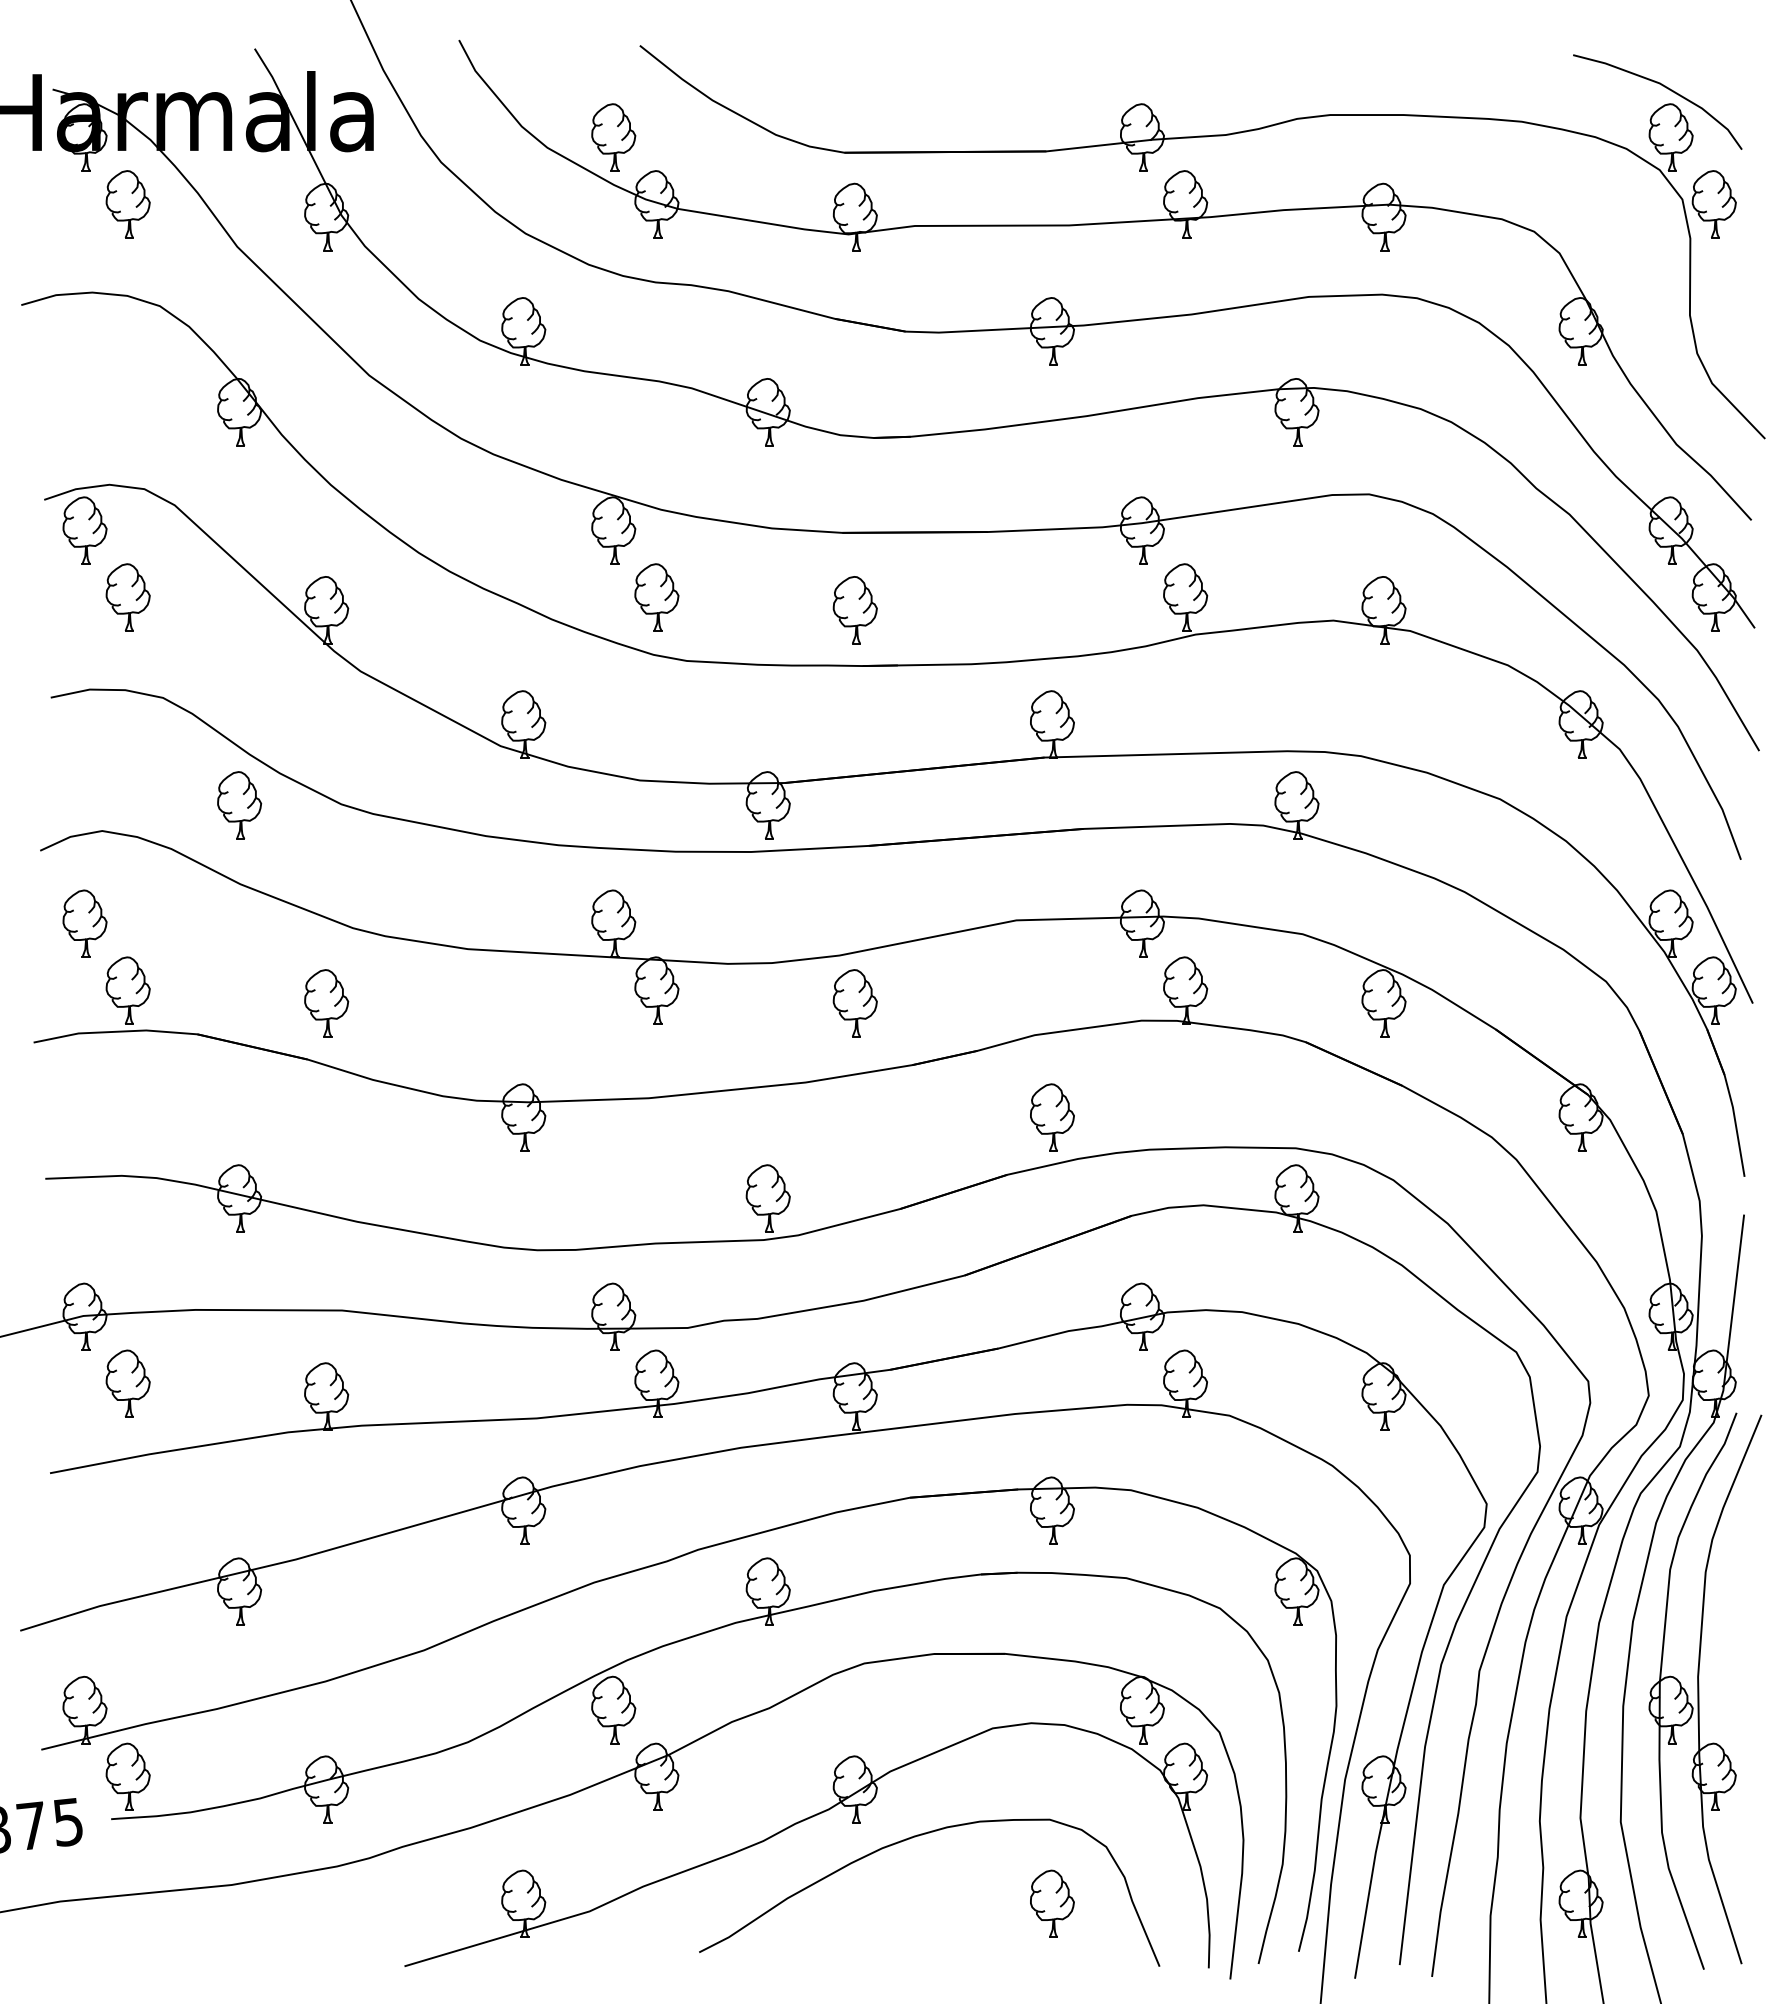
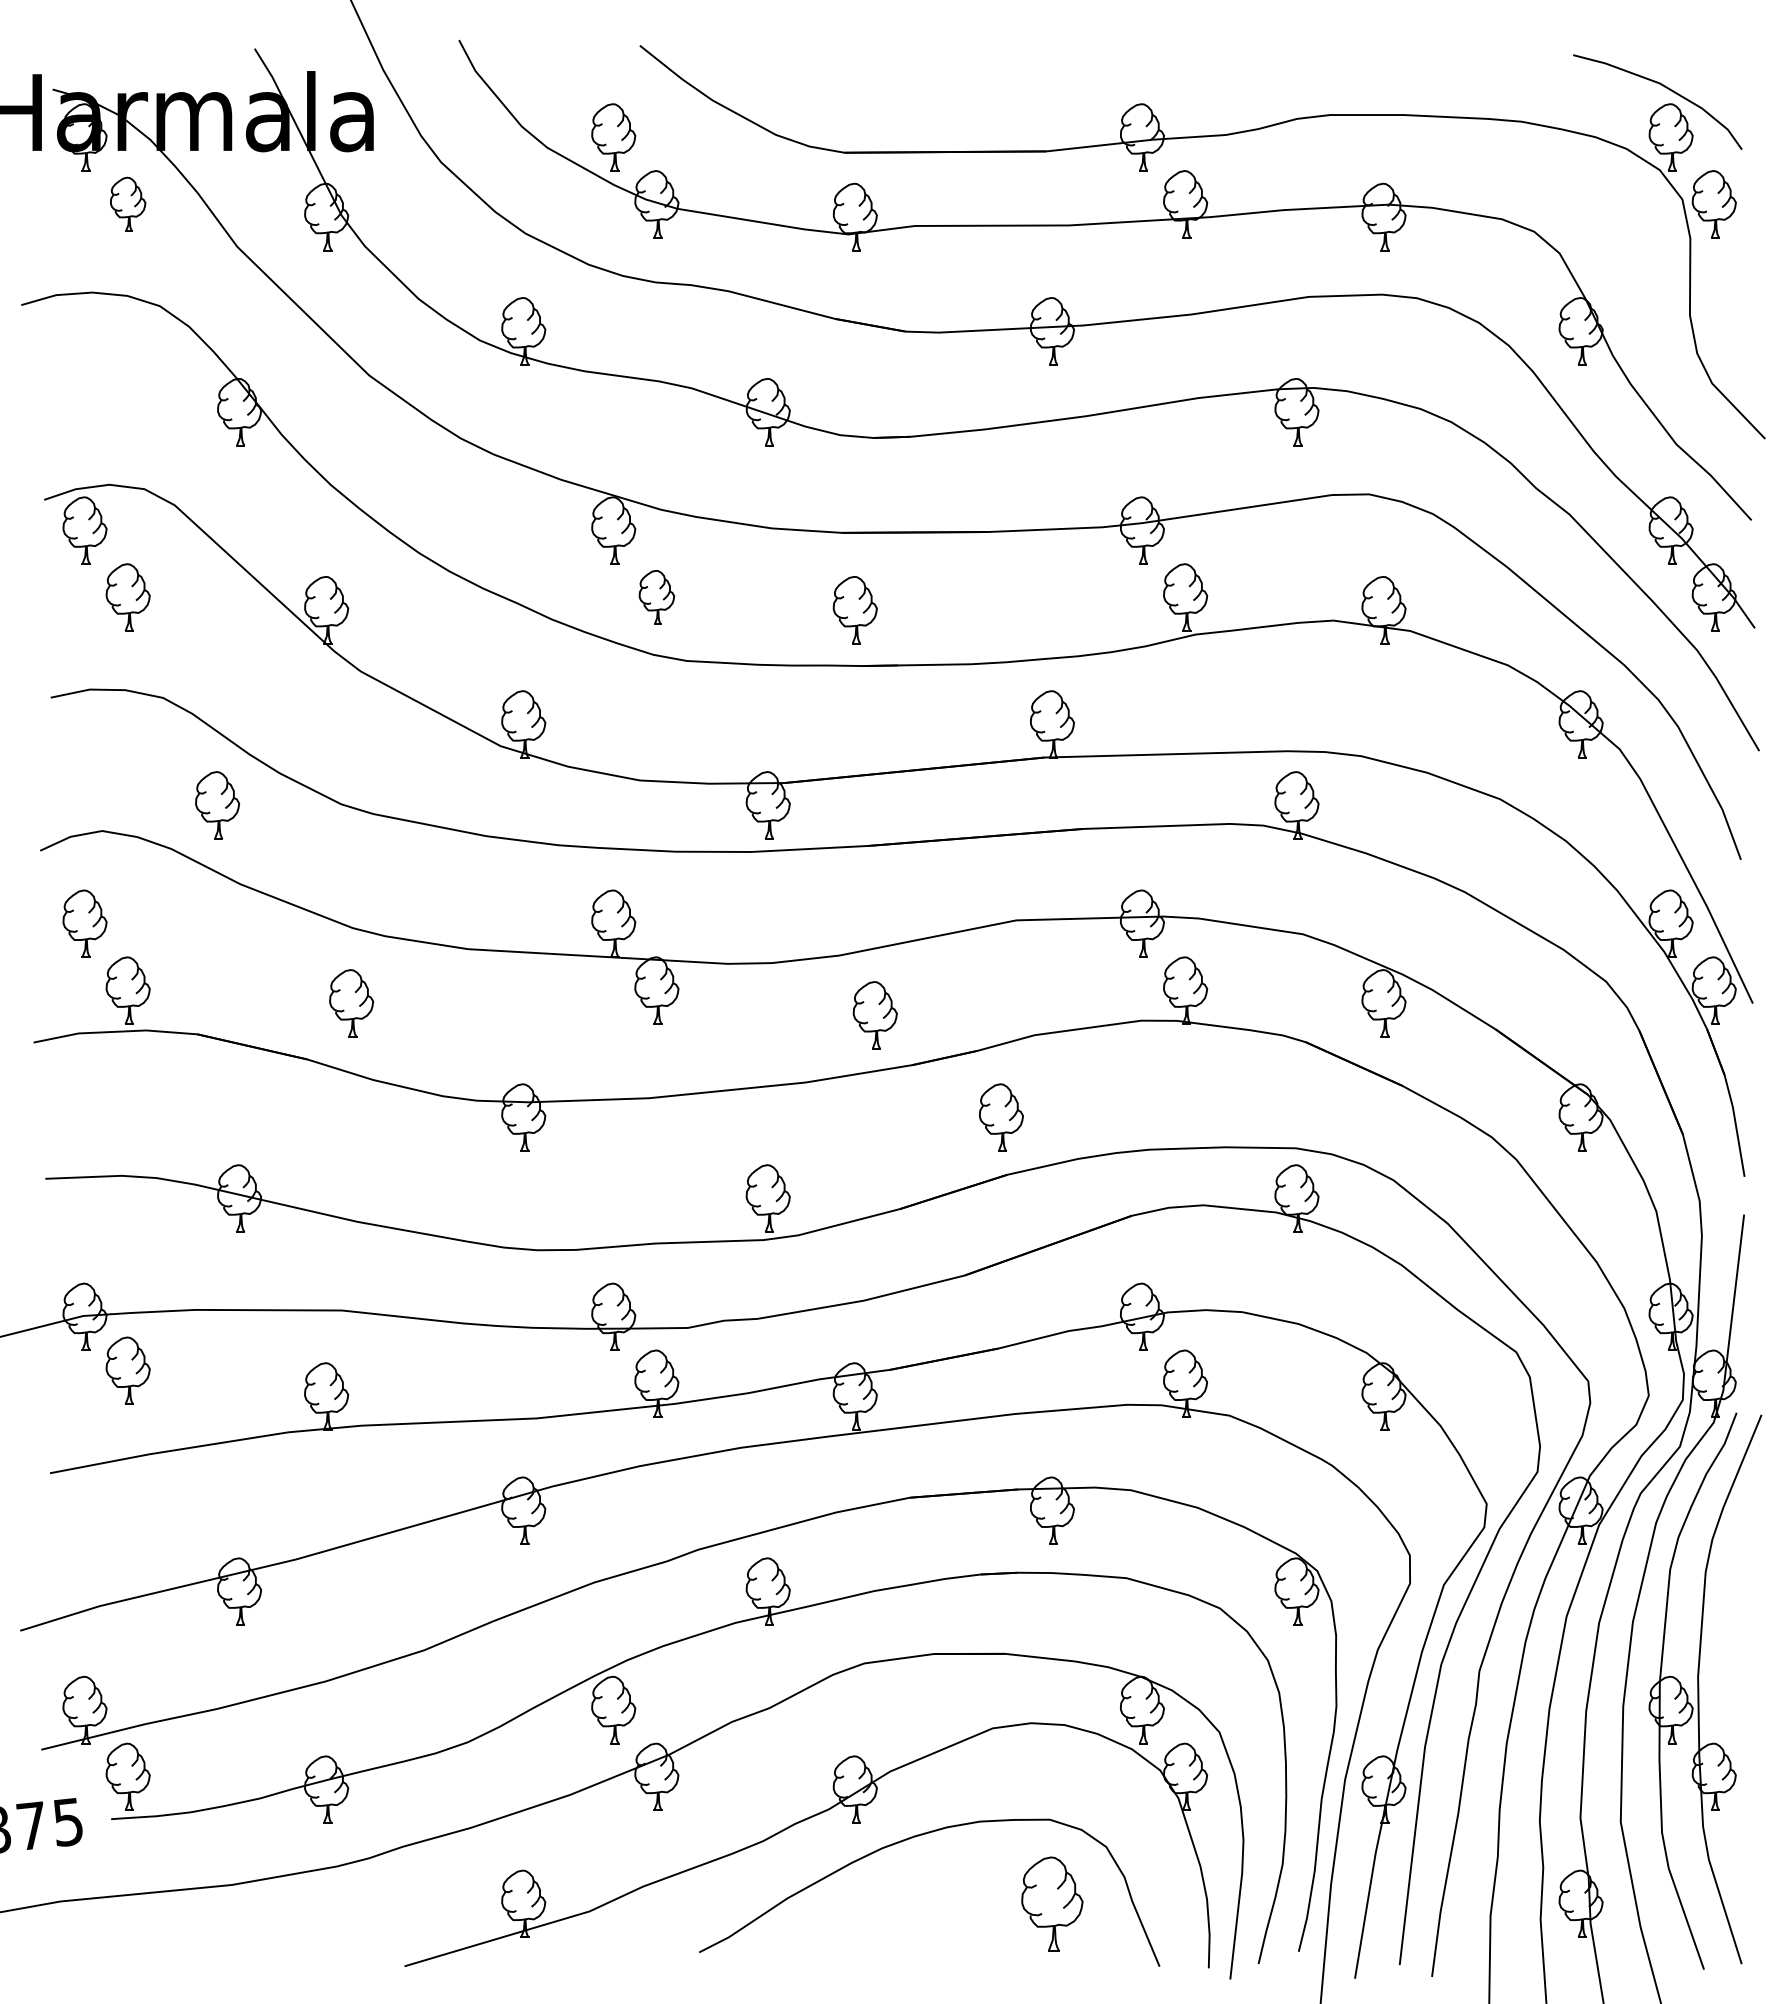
part size: 46x69 px -> 37x56 px (128, 203)
part size: 46x69 px -> 38x55 px (656, 597)
part position: (239, 805) -> (217, 805) (217, 805)
part position: (326, 1003) -> (351, 1003) (351, 1003)
part position: (854, 1003) -> (874, 1015) (874, 1015)
part position: (1052, 1117) -> (1001, 1117) (1001, 1117)
part position: (127, 1383) -> (127, 1370) (127, 1370)
part size: 45x69 px -> 63x96 px (1052, 1903)
